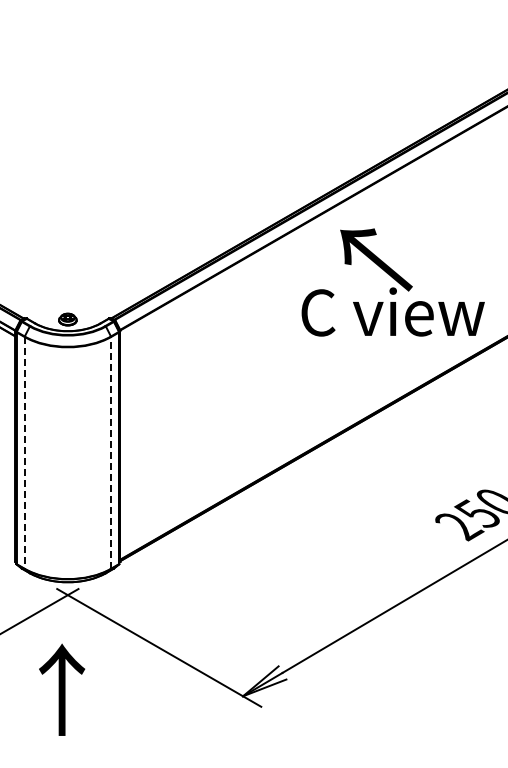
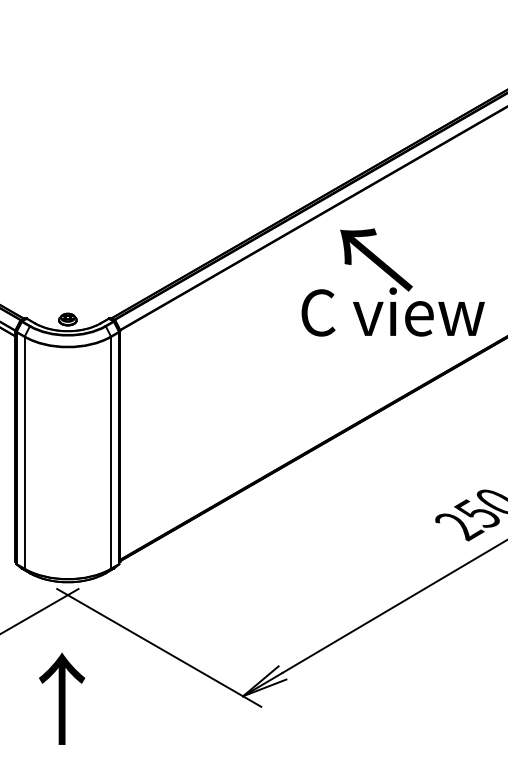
line: dashed -> solid (24, 452)
line: dashed -> solid (111, 452)
text position: (62, 689) -> (62, 698) (62, 698)
